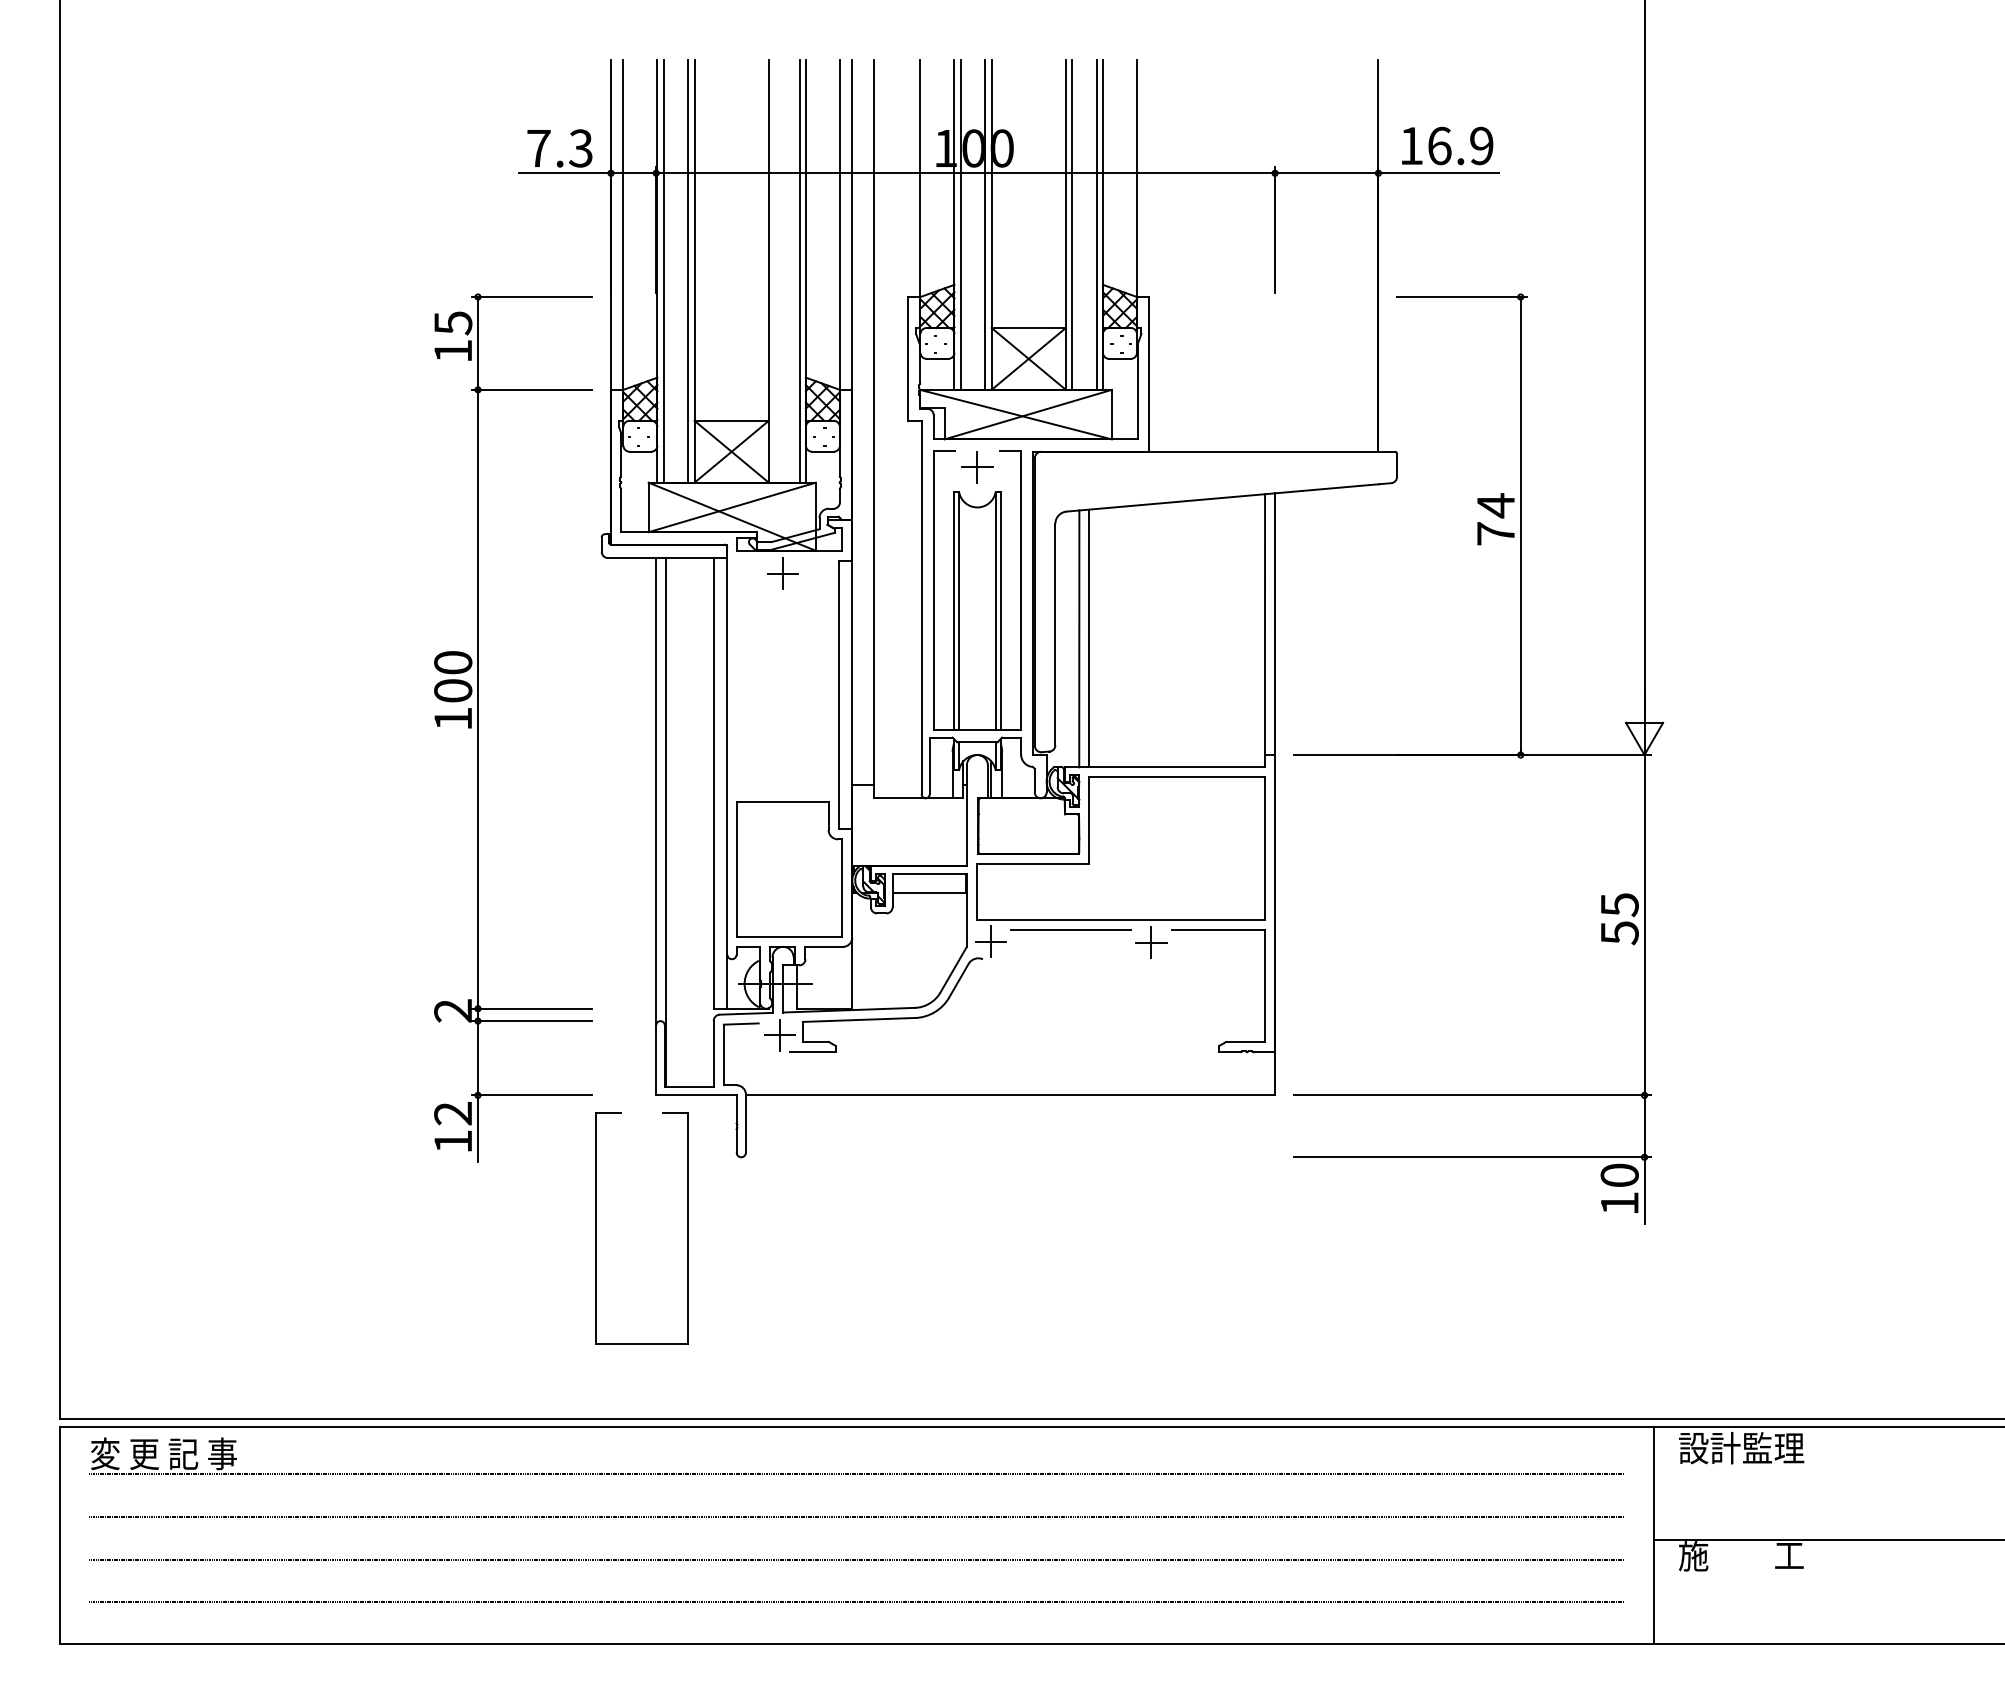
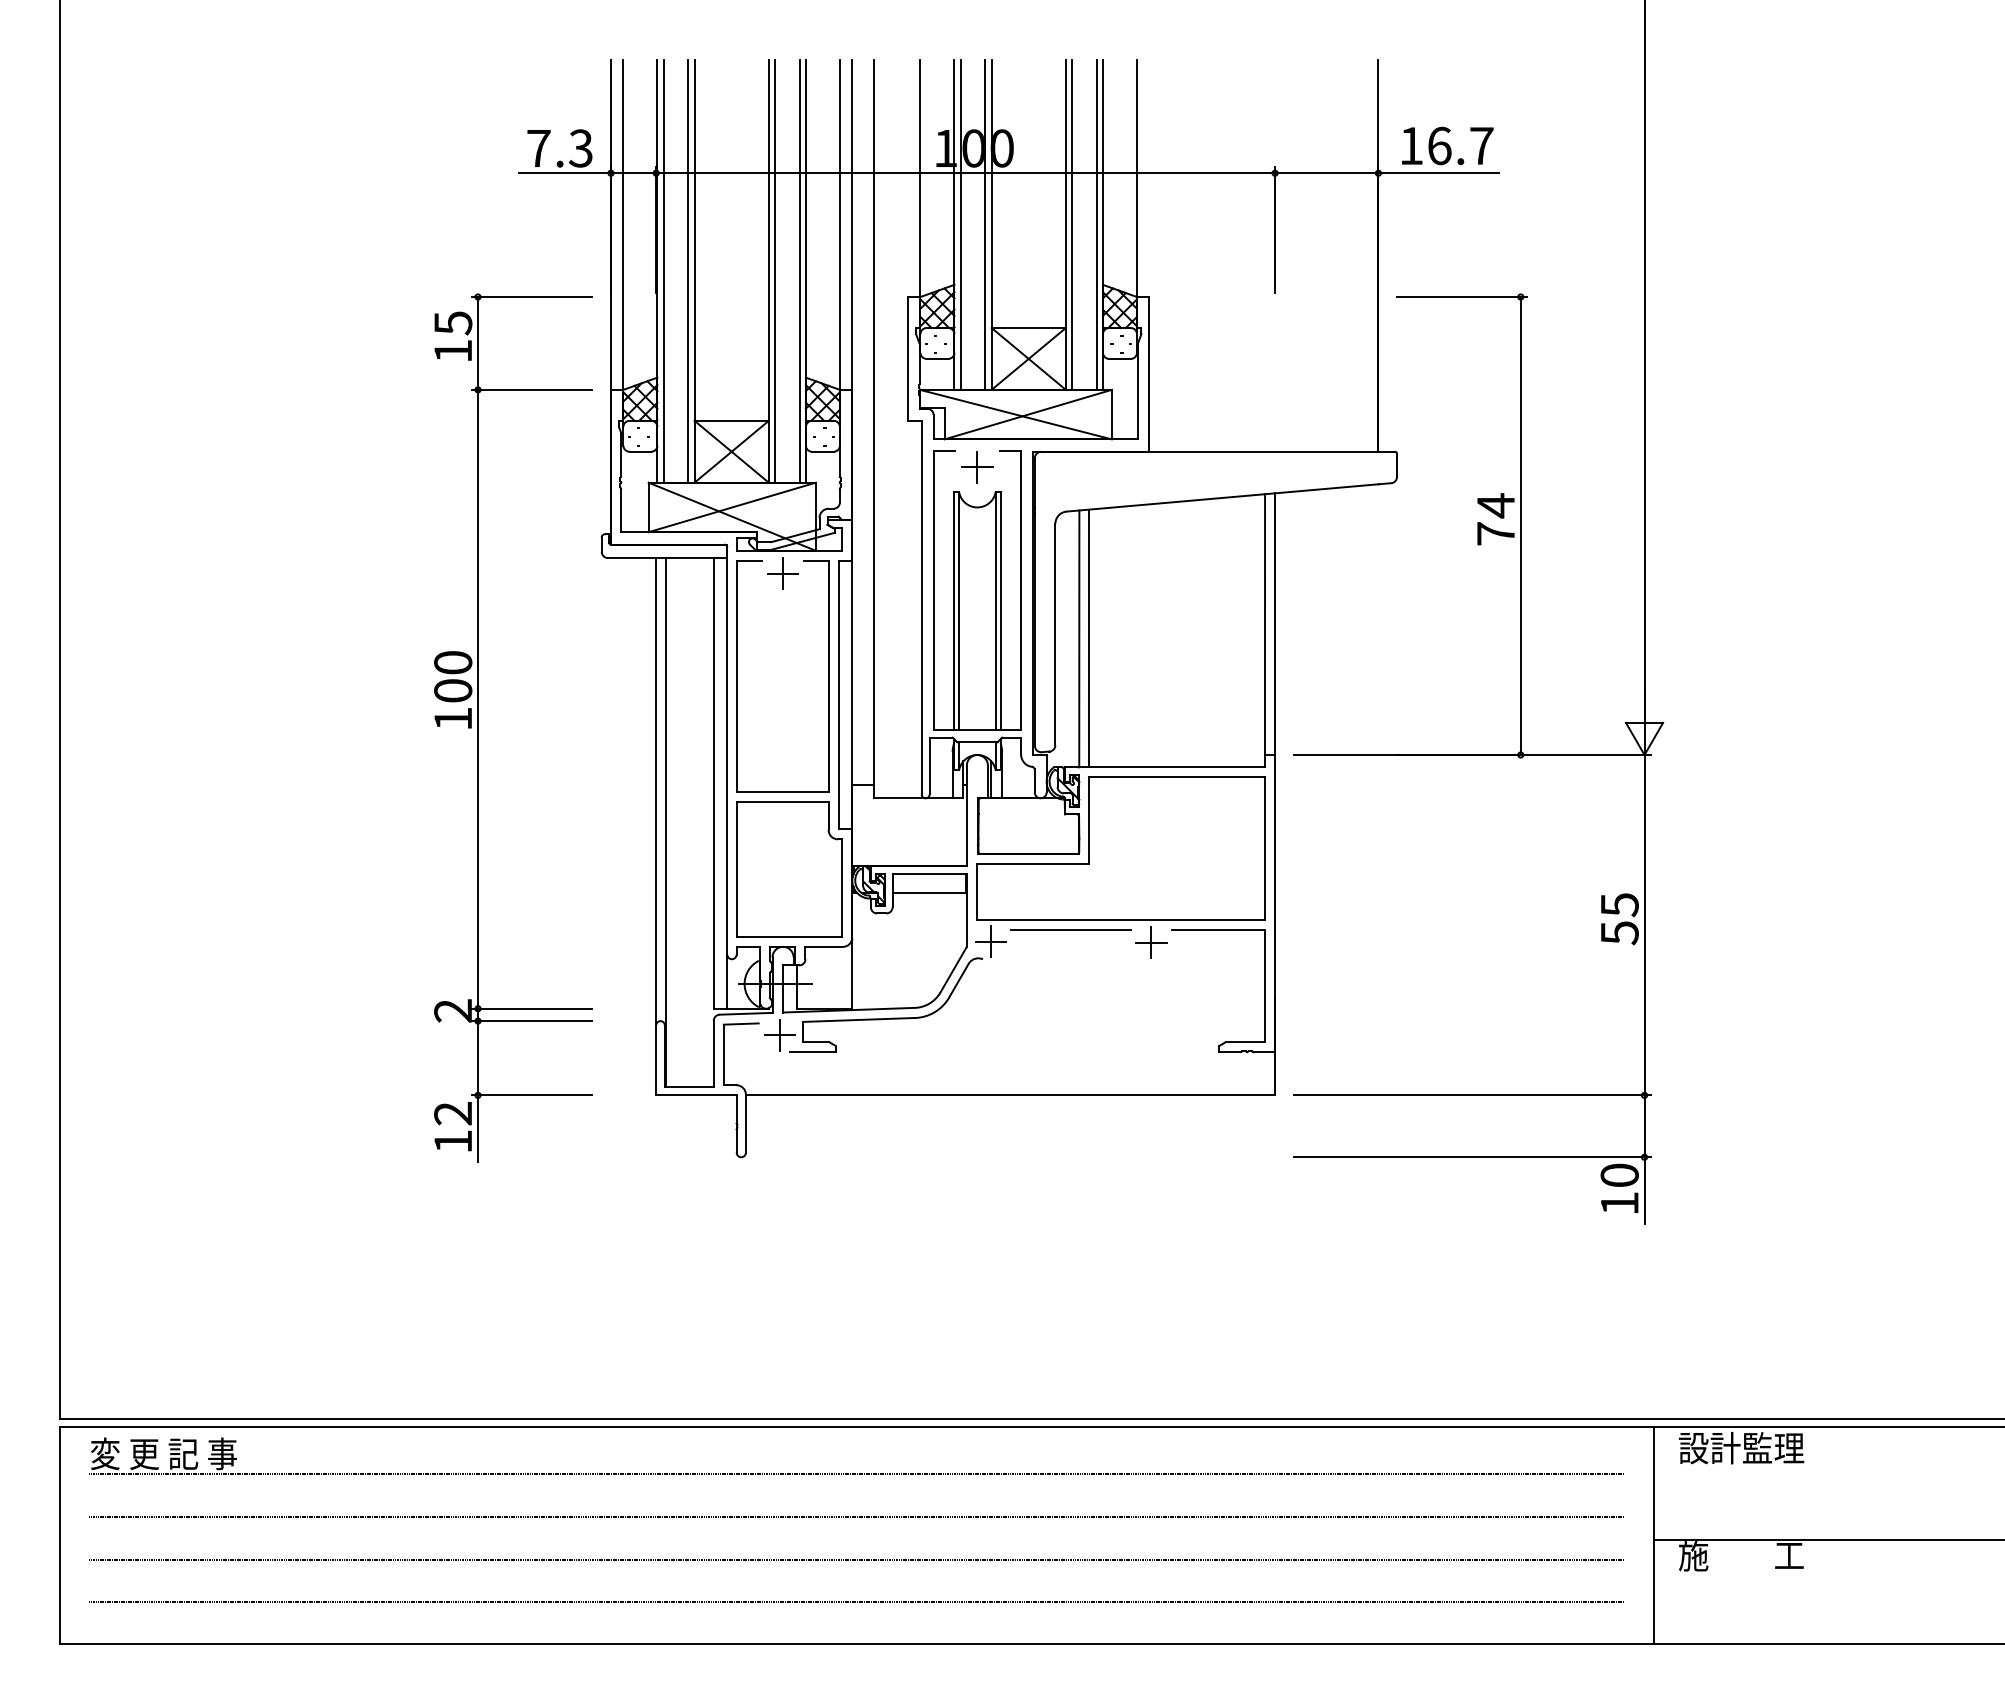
text: 16.9 -> 16.7 (1481, 145)
line: none -> present (775, 271)
part position: (596, 1228) -> (737, 676) (737, 676)
